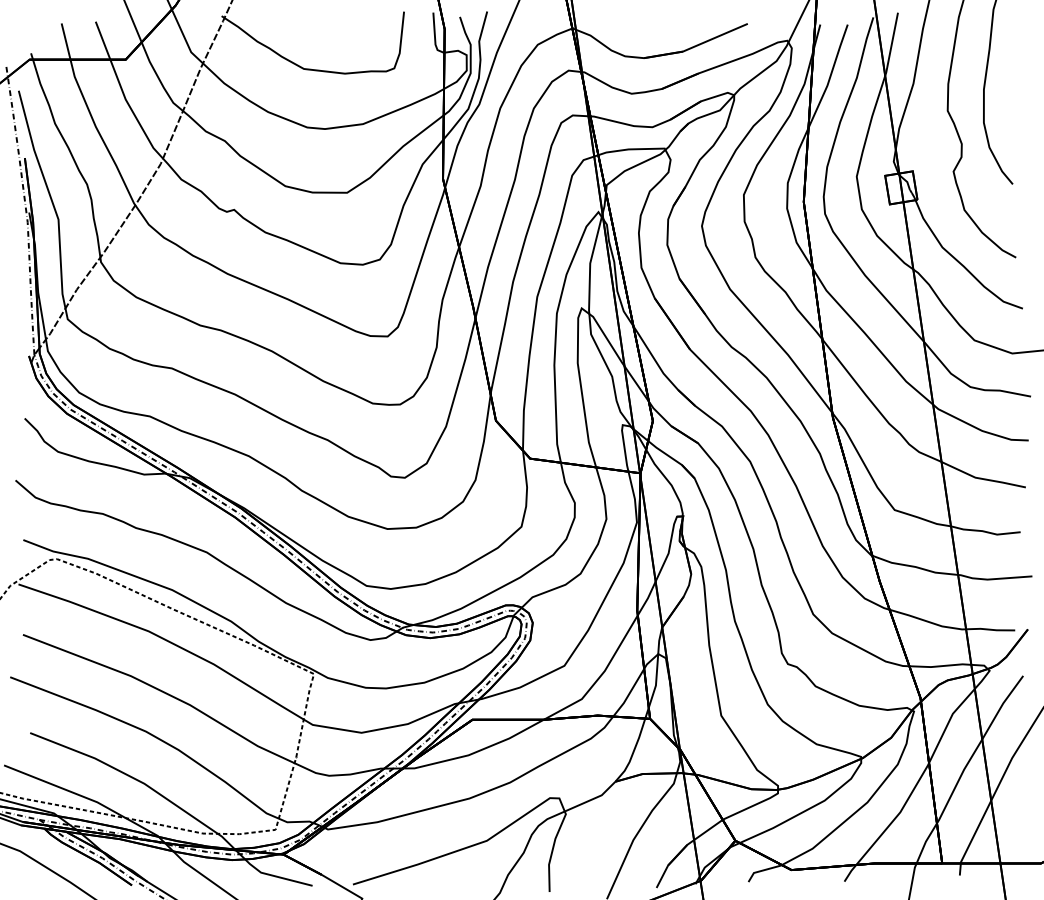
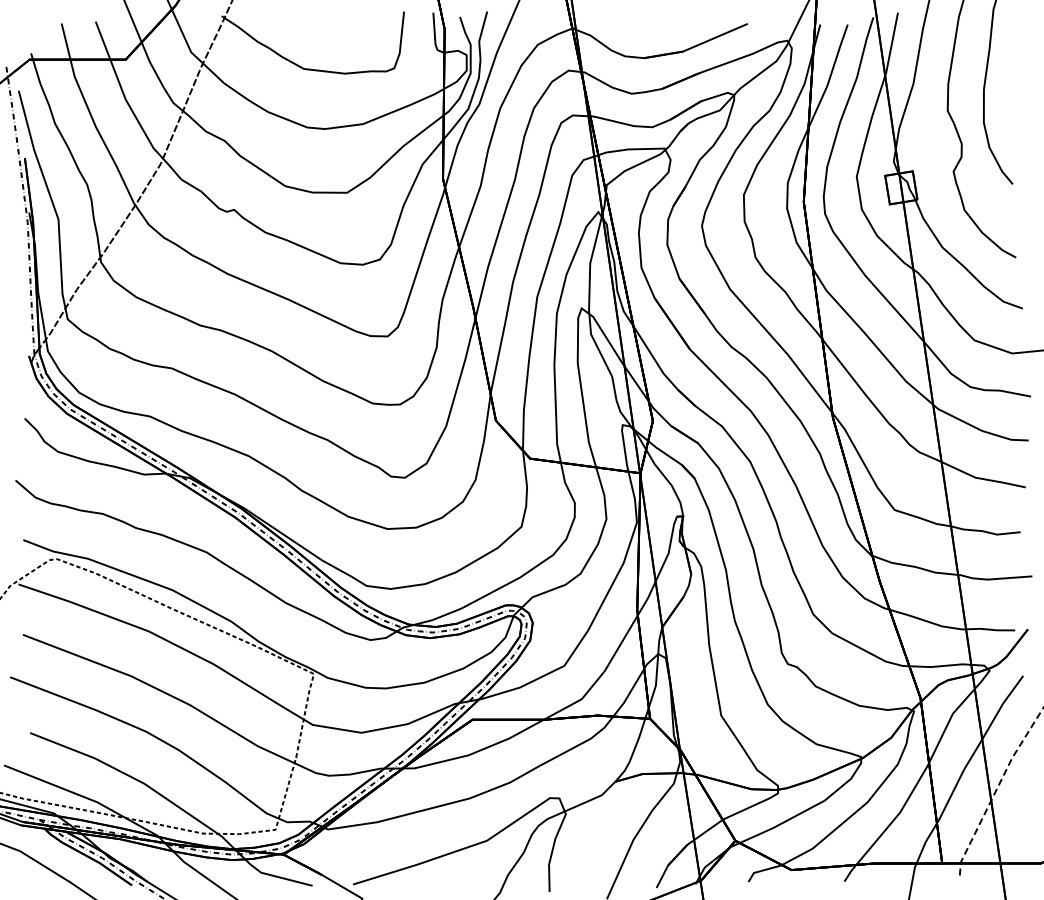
line: solid -> dashed (996, 789)
